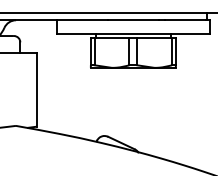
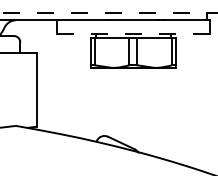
line: solid -> dashed (108, 13)
line: solid -> dashed (133, 33)
